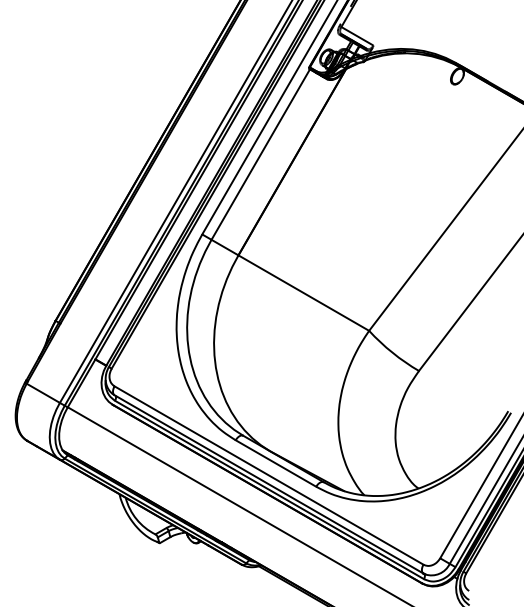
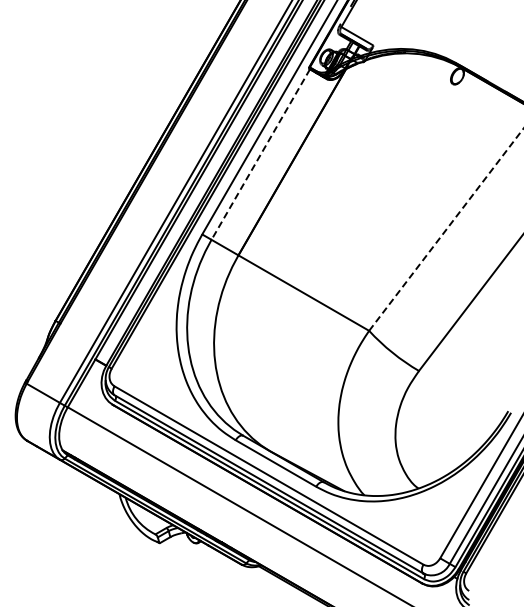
line: solid -> dashed (260, 155)
line: solid -> dashed (446, 229)
